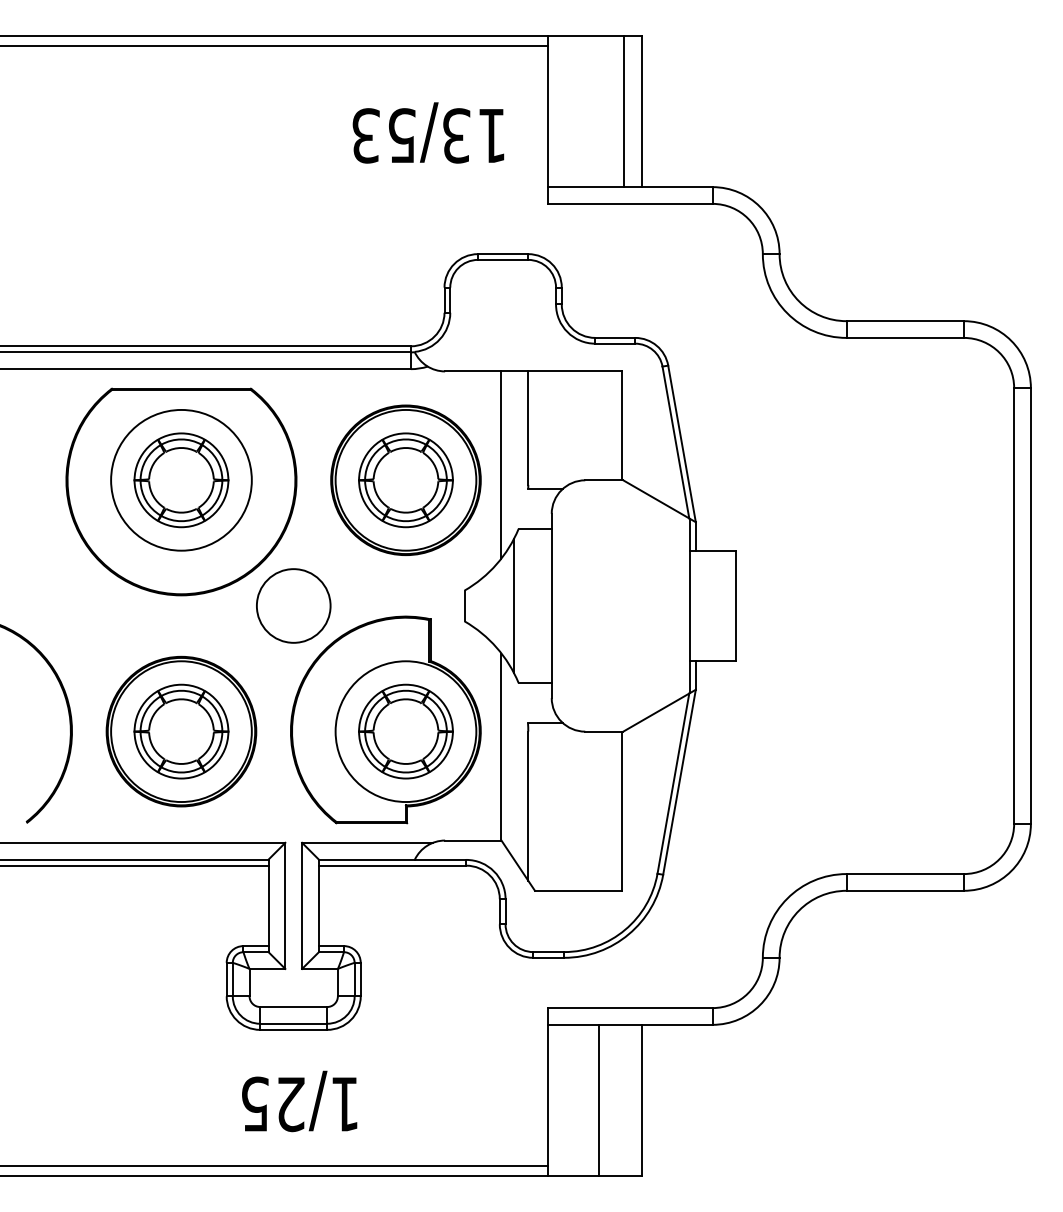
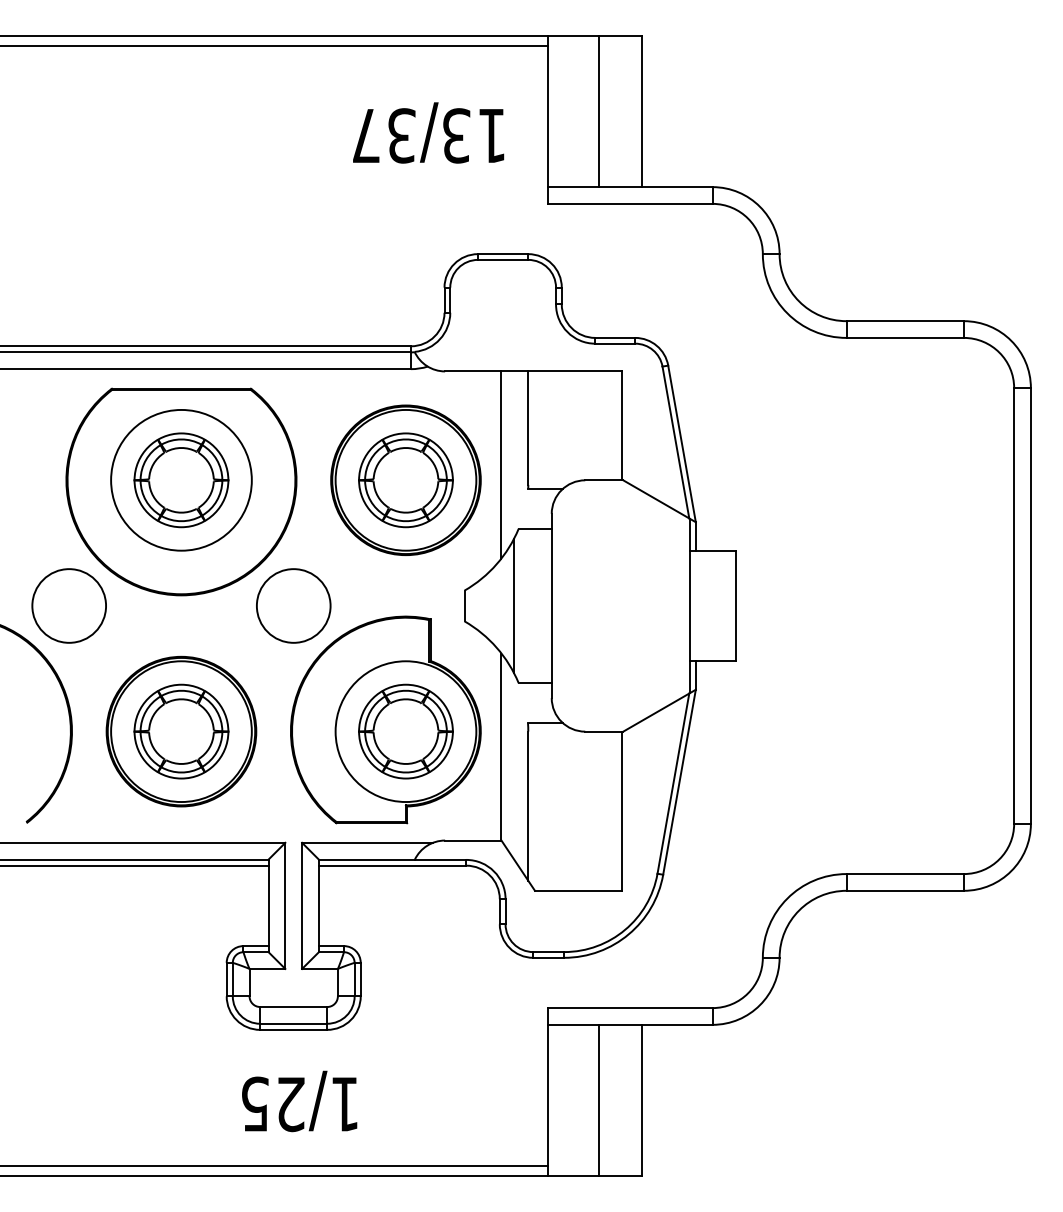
line position: (623, 111) -> (598, 111) (598, 111)
text: 13/53 -> 13/37 (383, 135)
circle: none -> present (68, 605)
